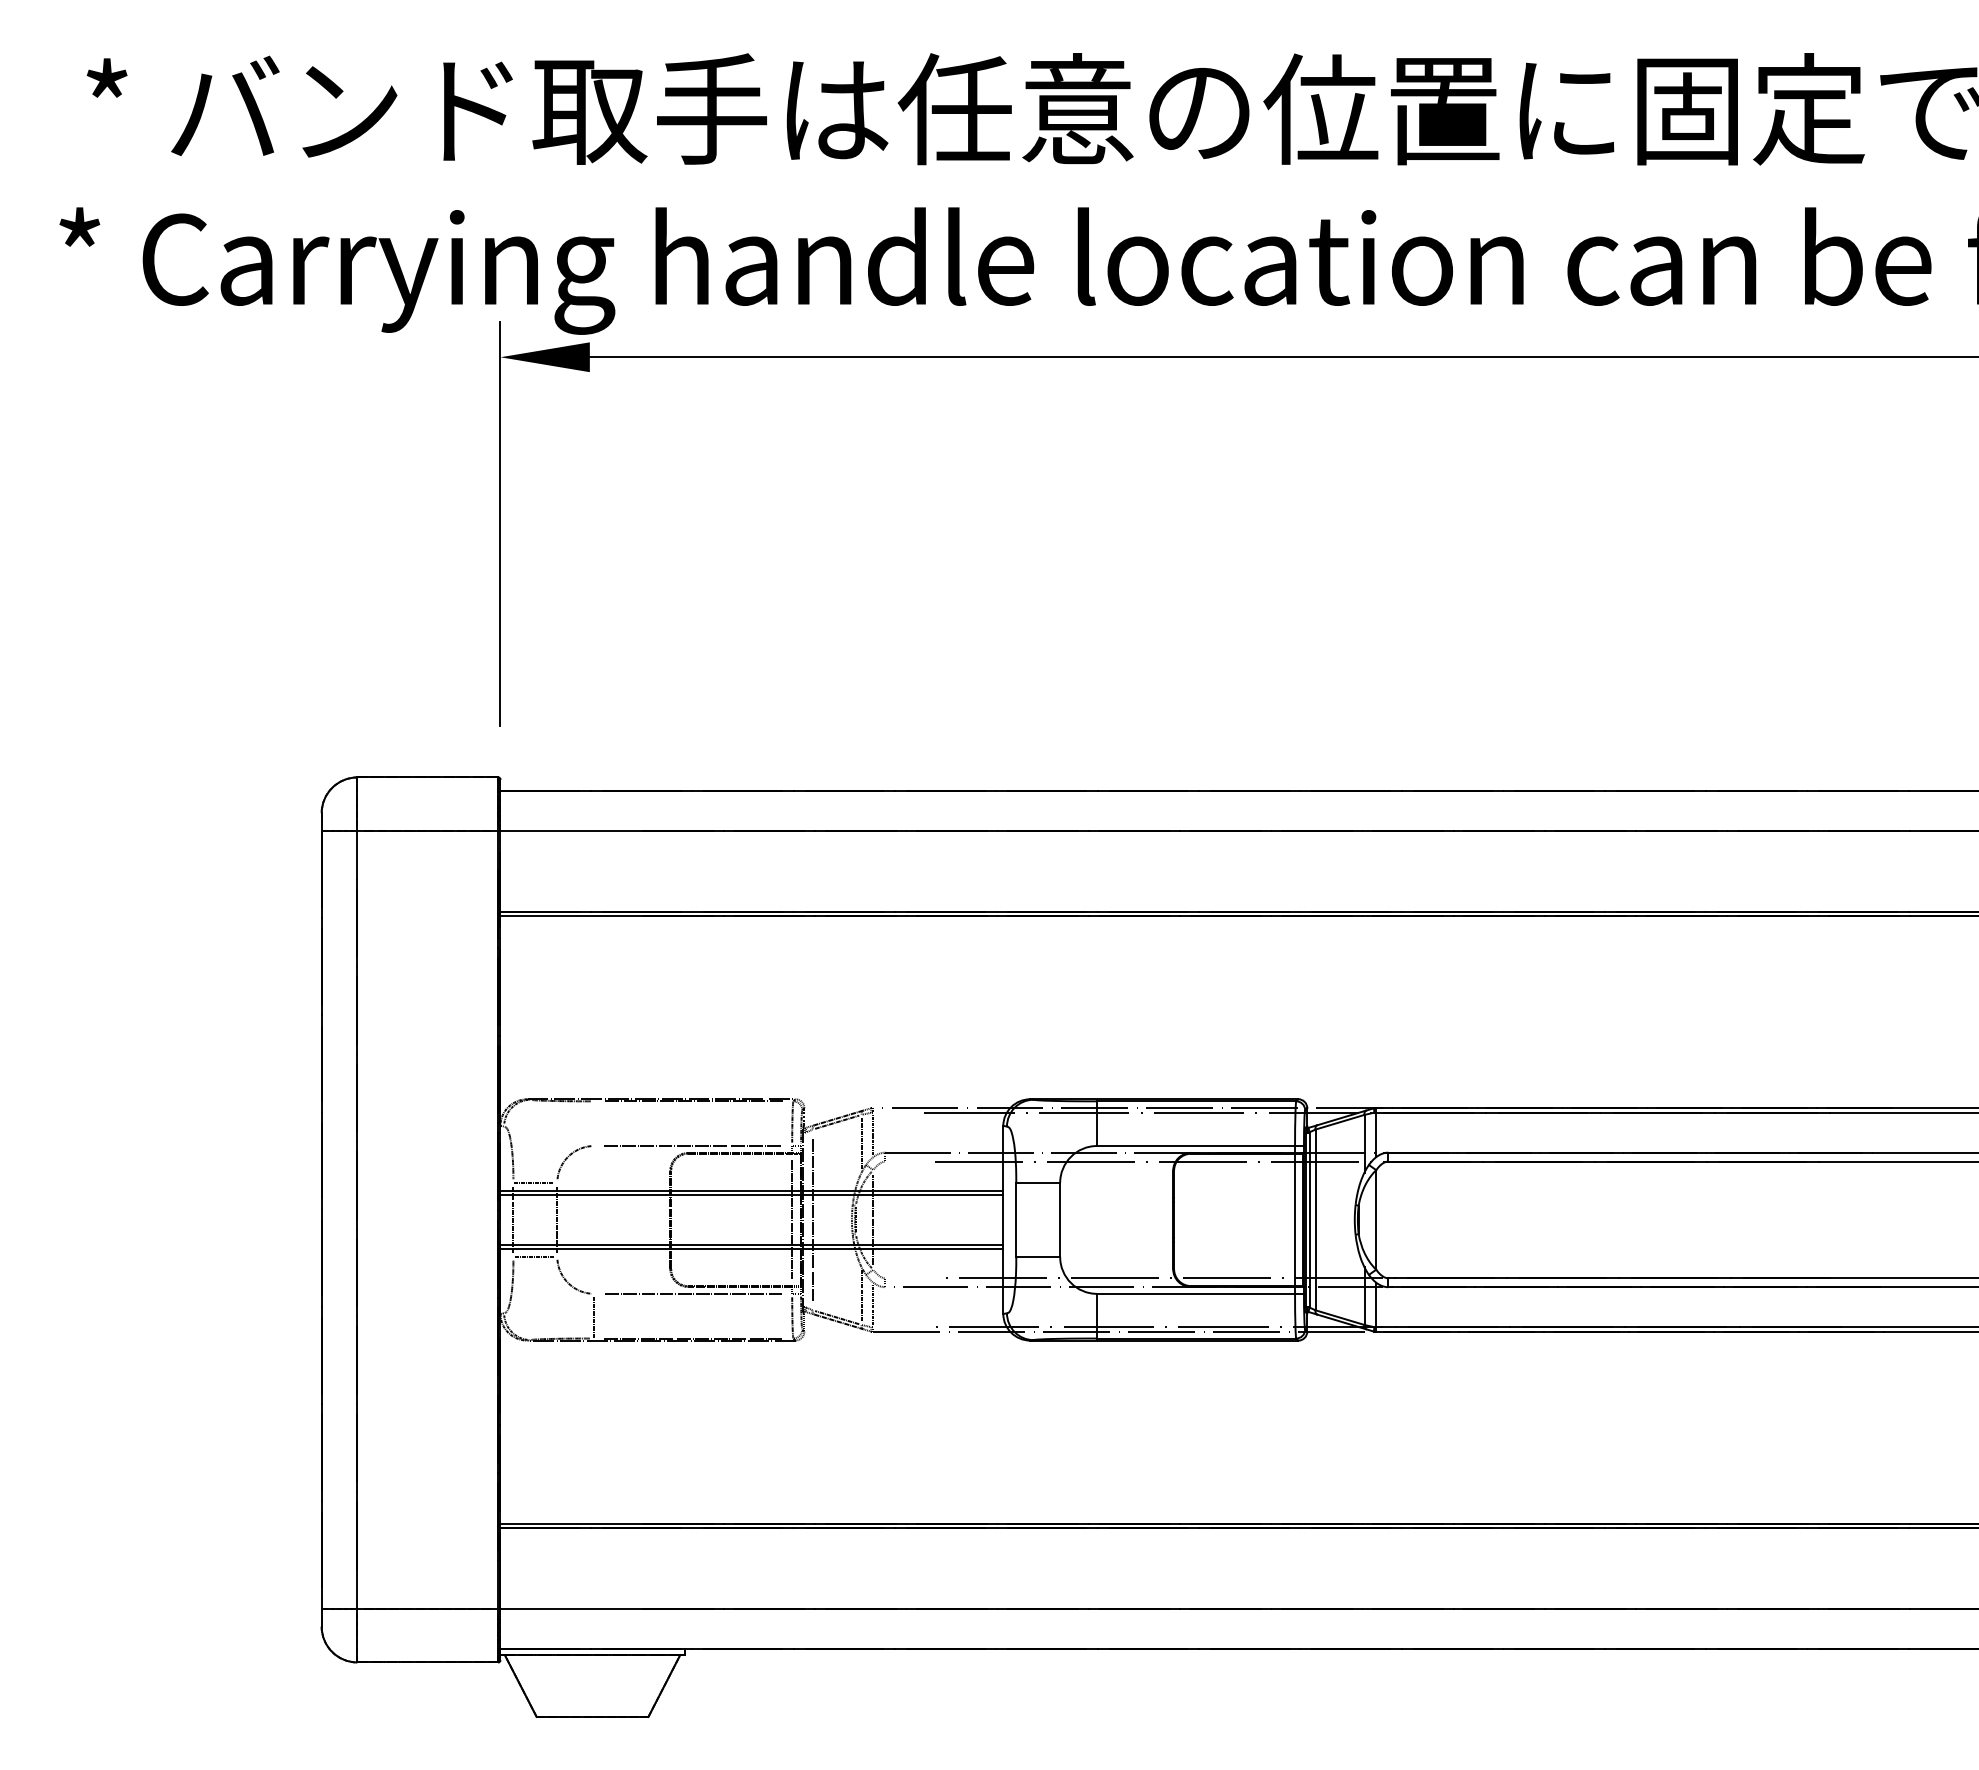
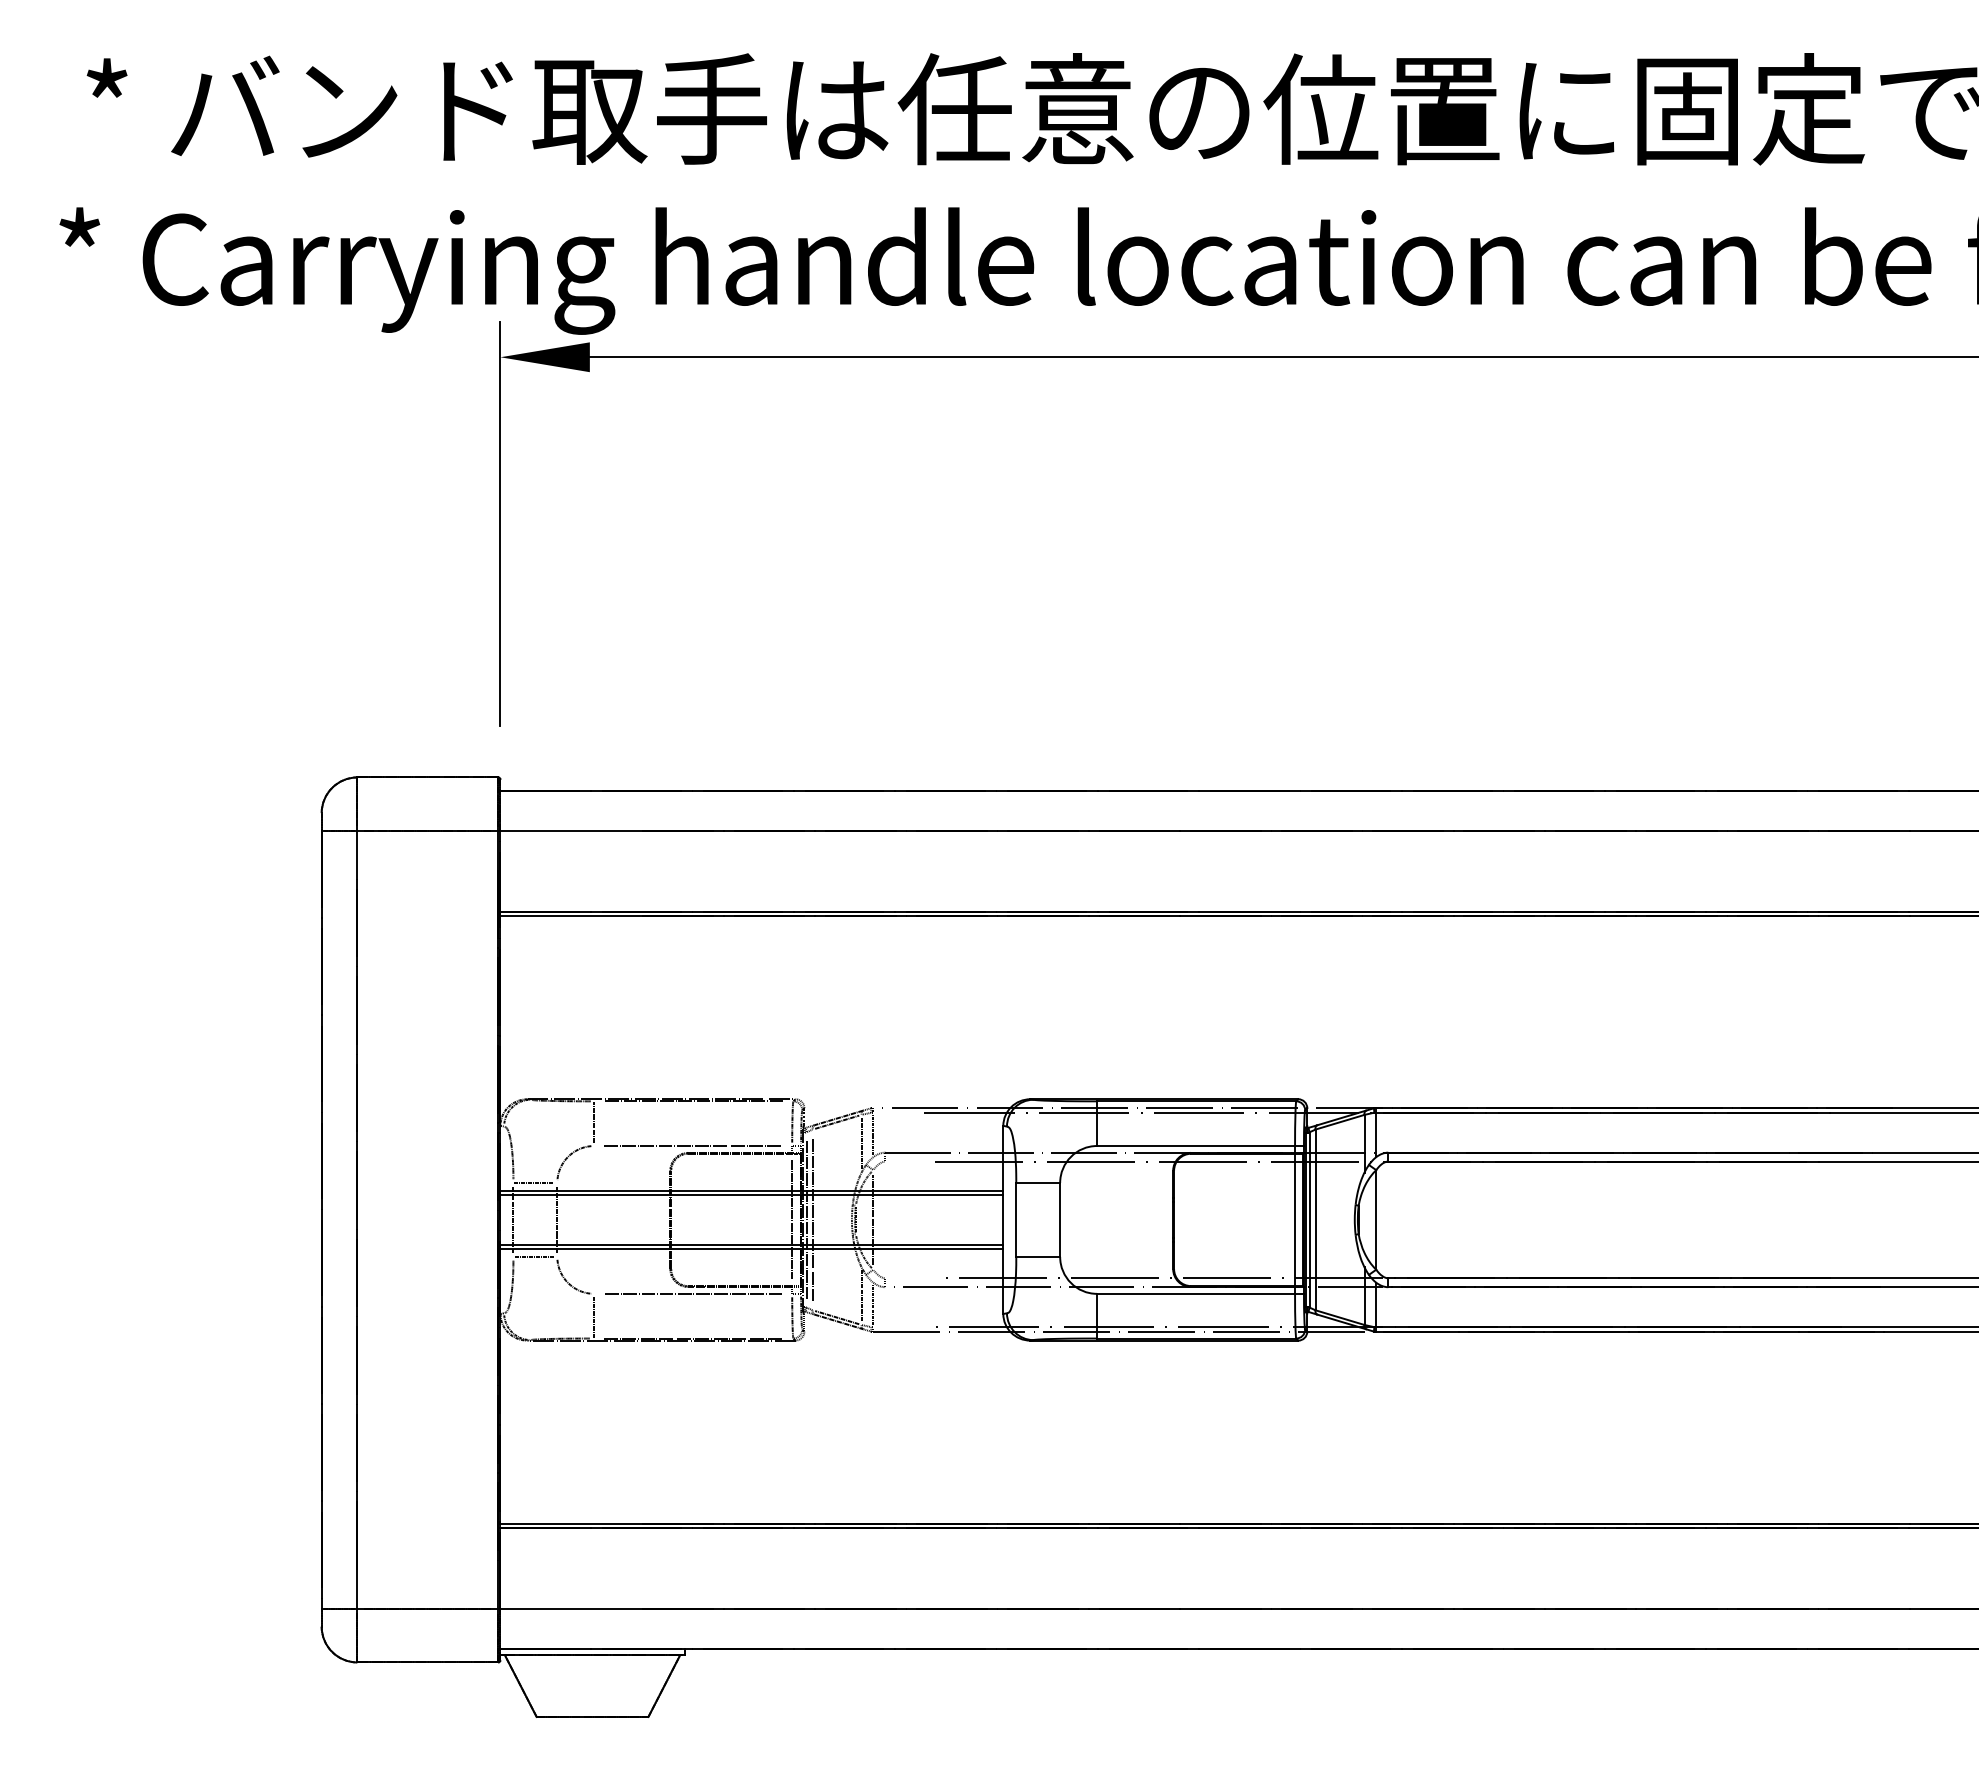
line: none -> present (594, 1121)
line: none -> present (806, 1219)
